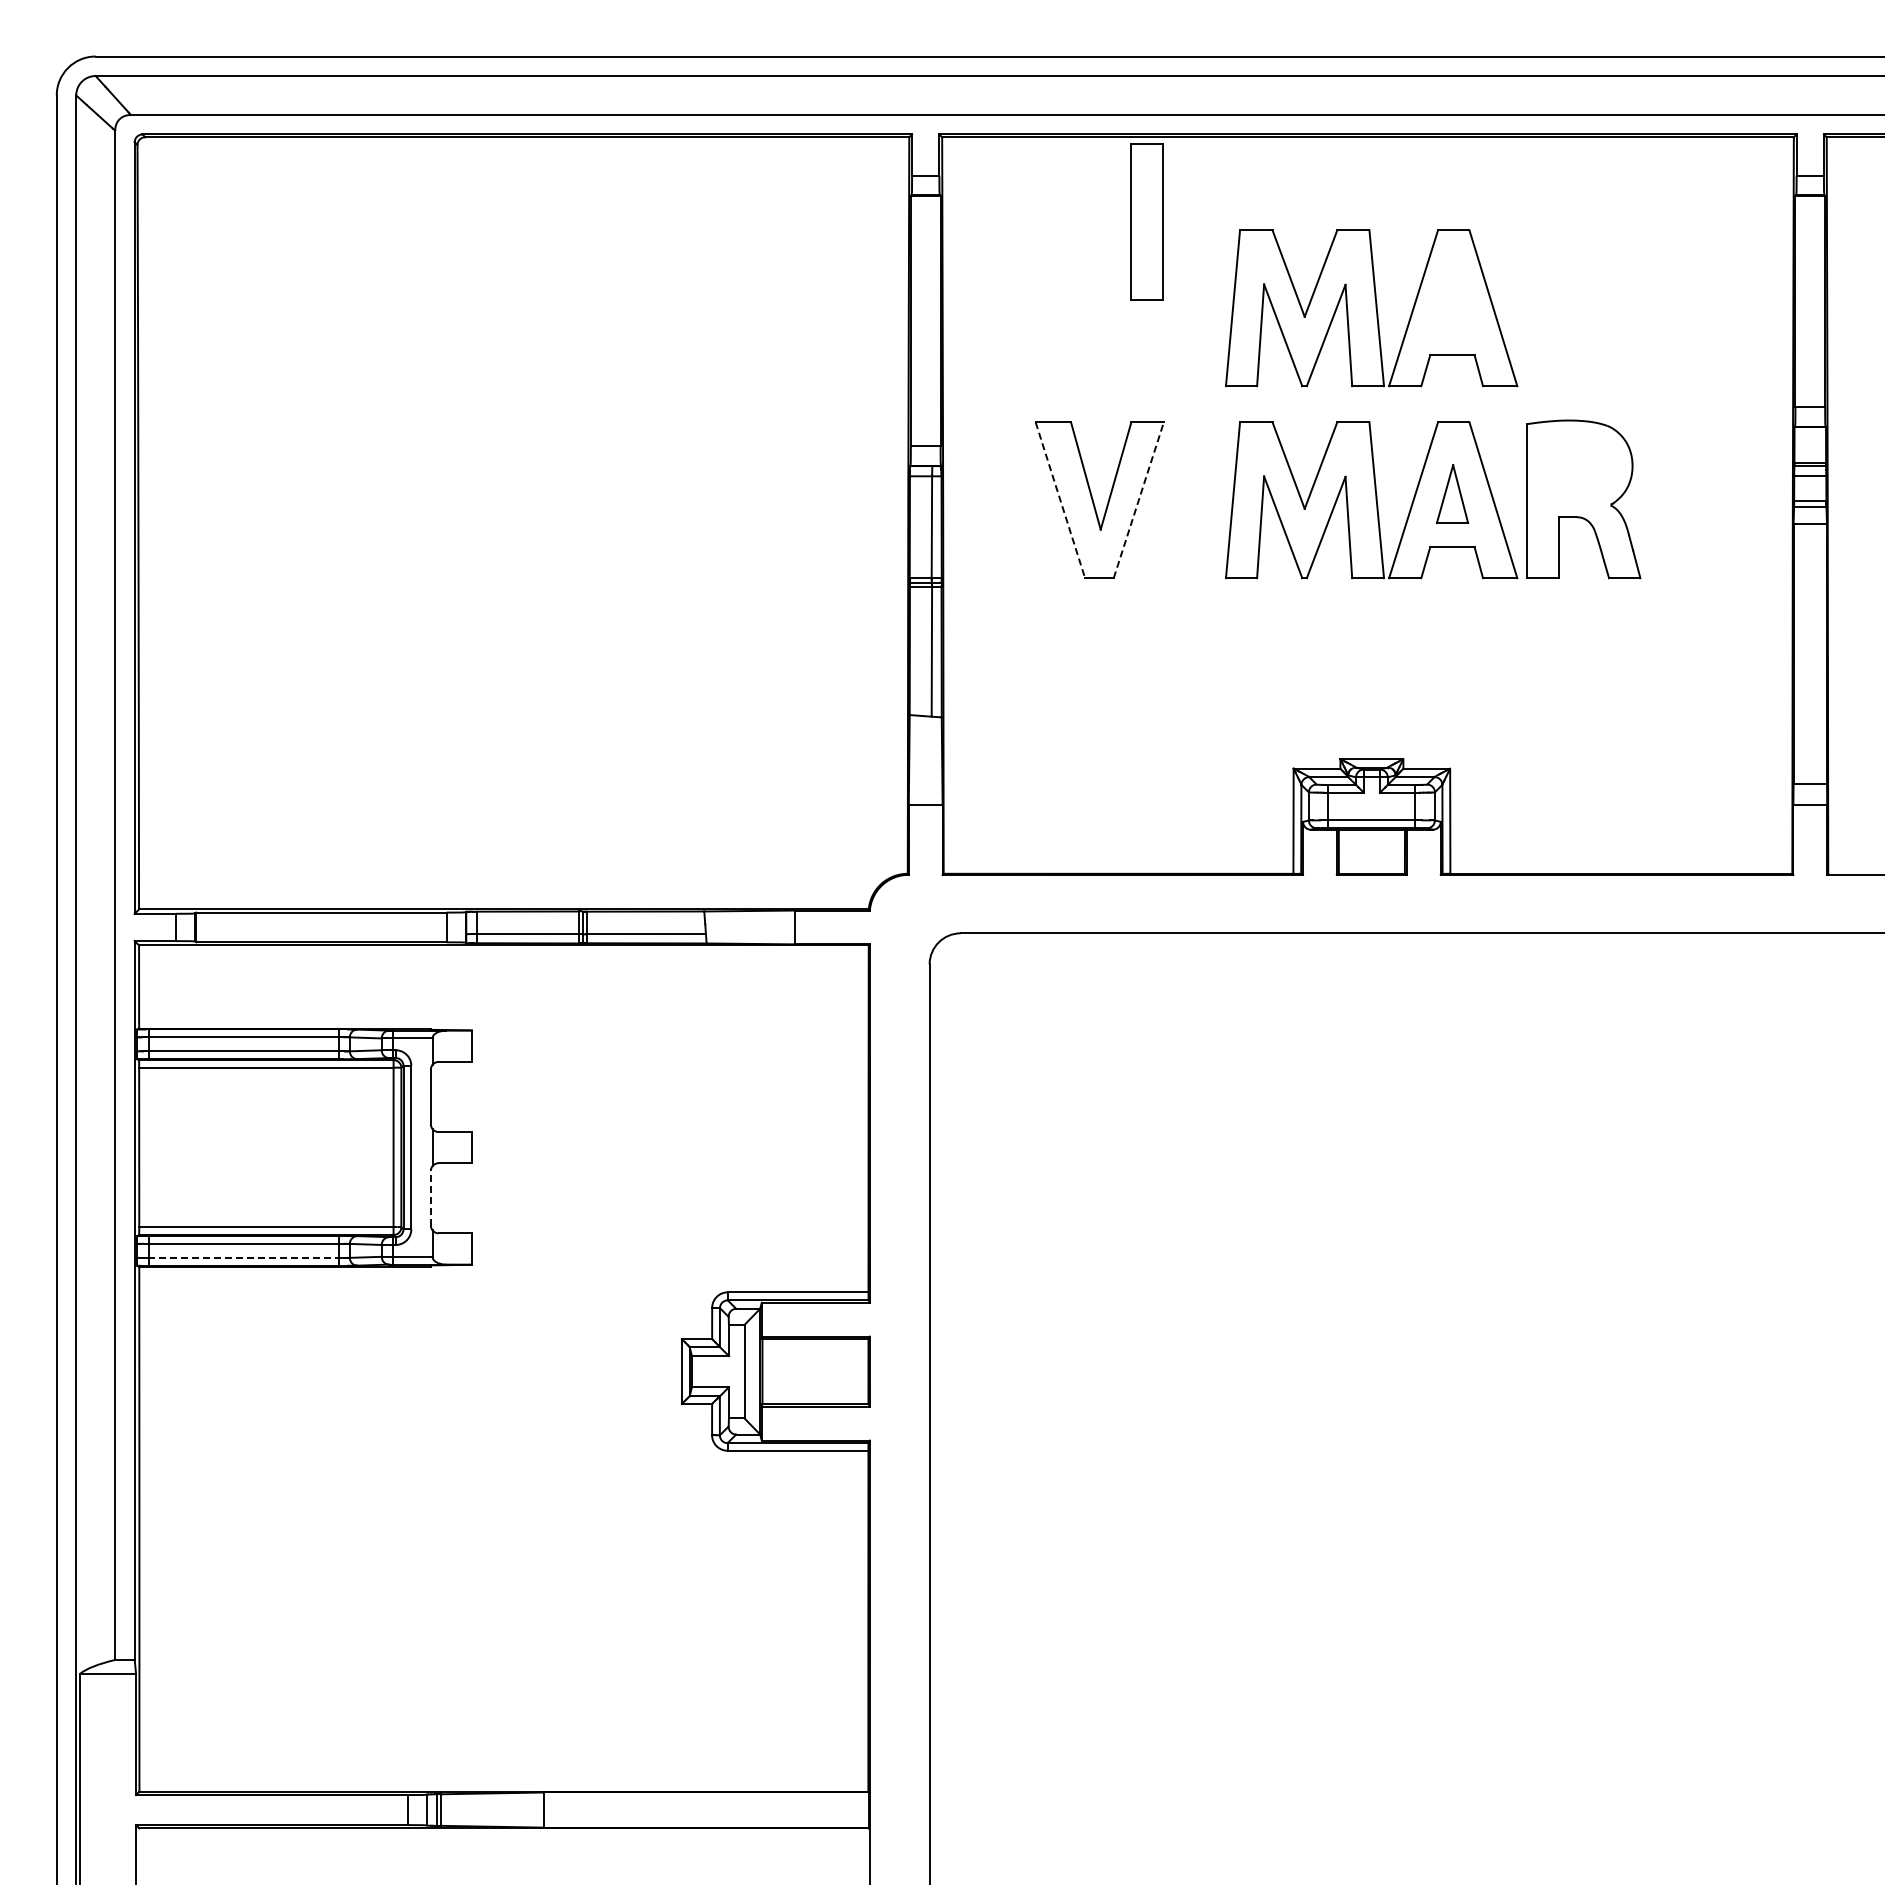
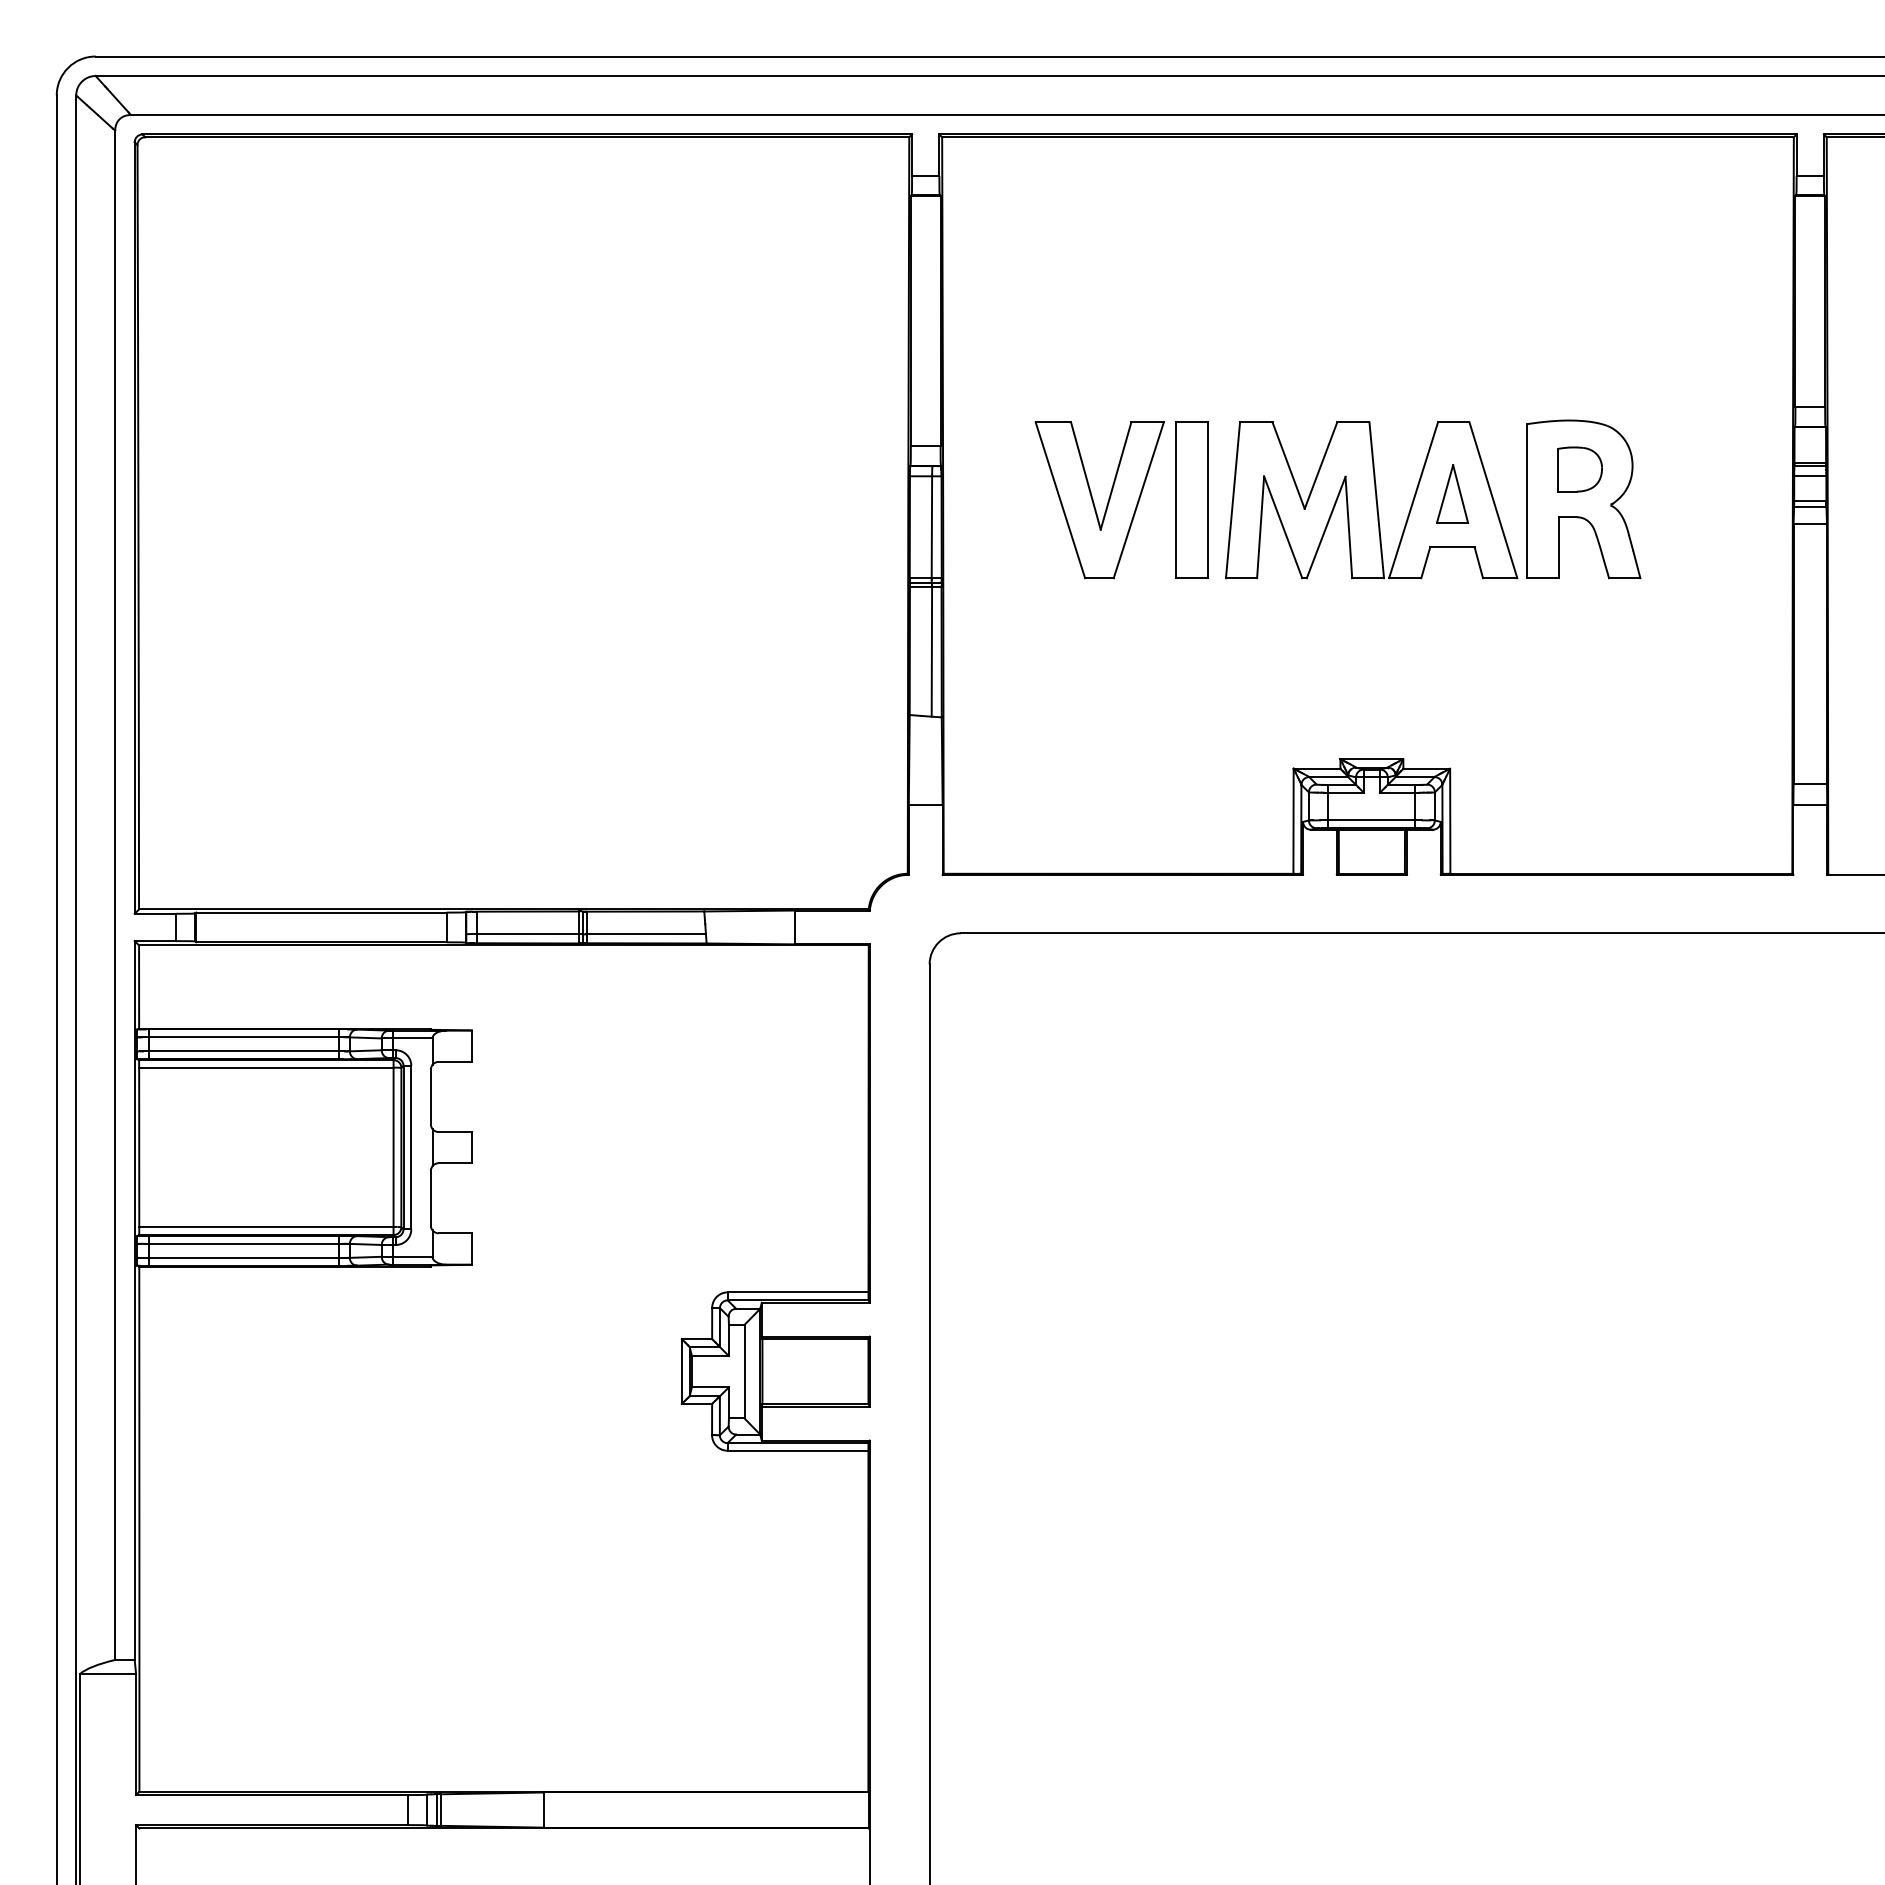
part position: (1146, 221) -> (1191, 499) (1191, 499)
part: present -> none (1371, 308)
part: none -> present (1579, 469)
line: dashed -> solid (1060, 500)
line: dashed -> solid (1138, 500)
line: dashed -> solid (430, 1197)
line: dashed -> solid (245, 1257)
